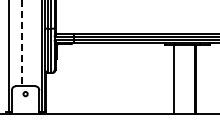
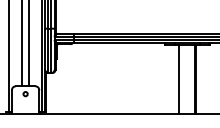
line: dashed -> solid (22, 43)
line: none -> present (28, 44)
line position: (173, 78) -> (178, 78) (178, 78)
